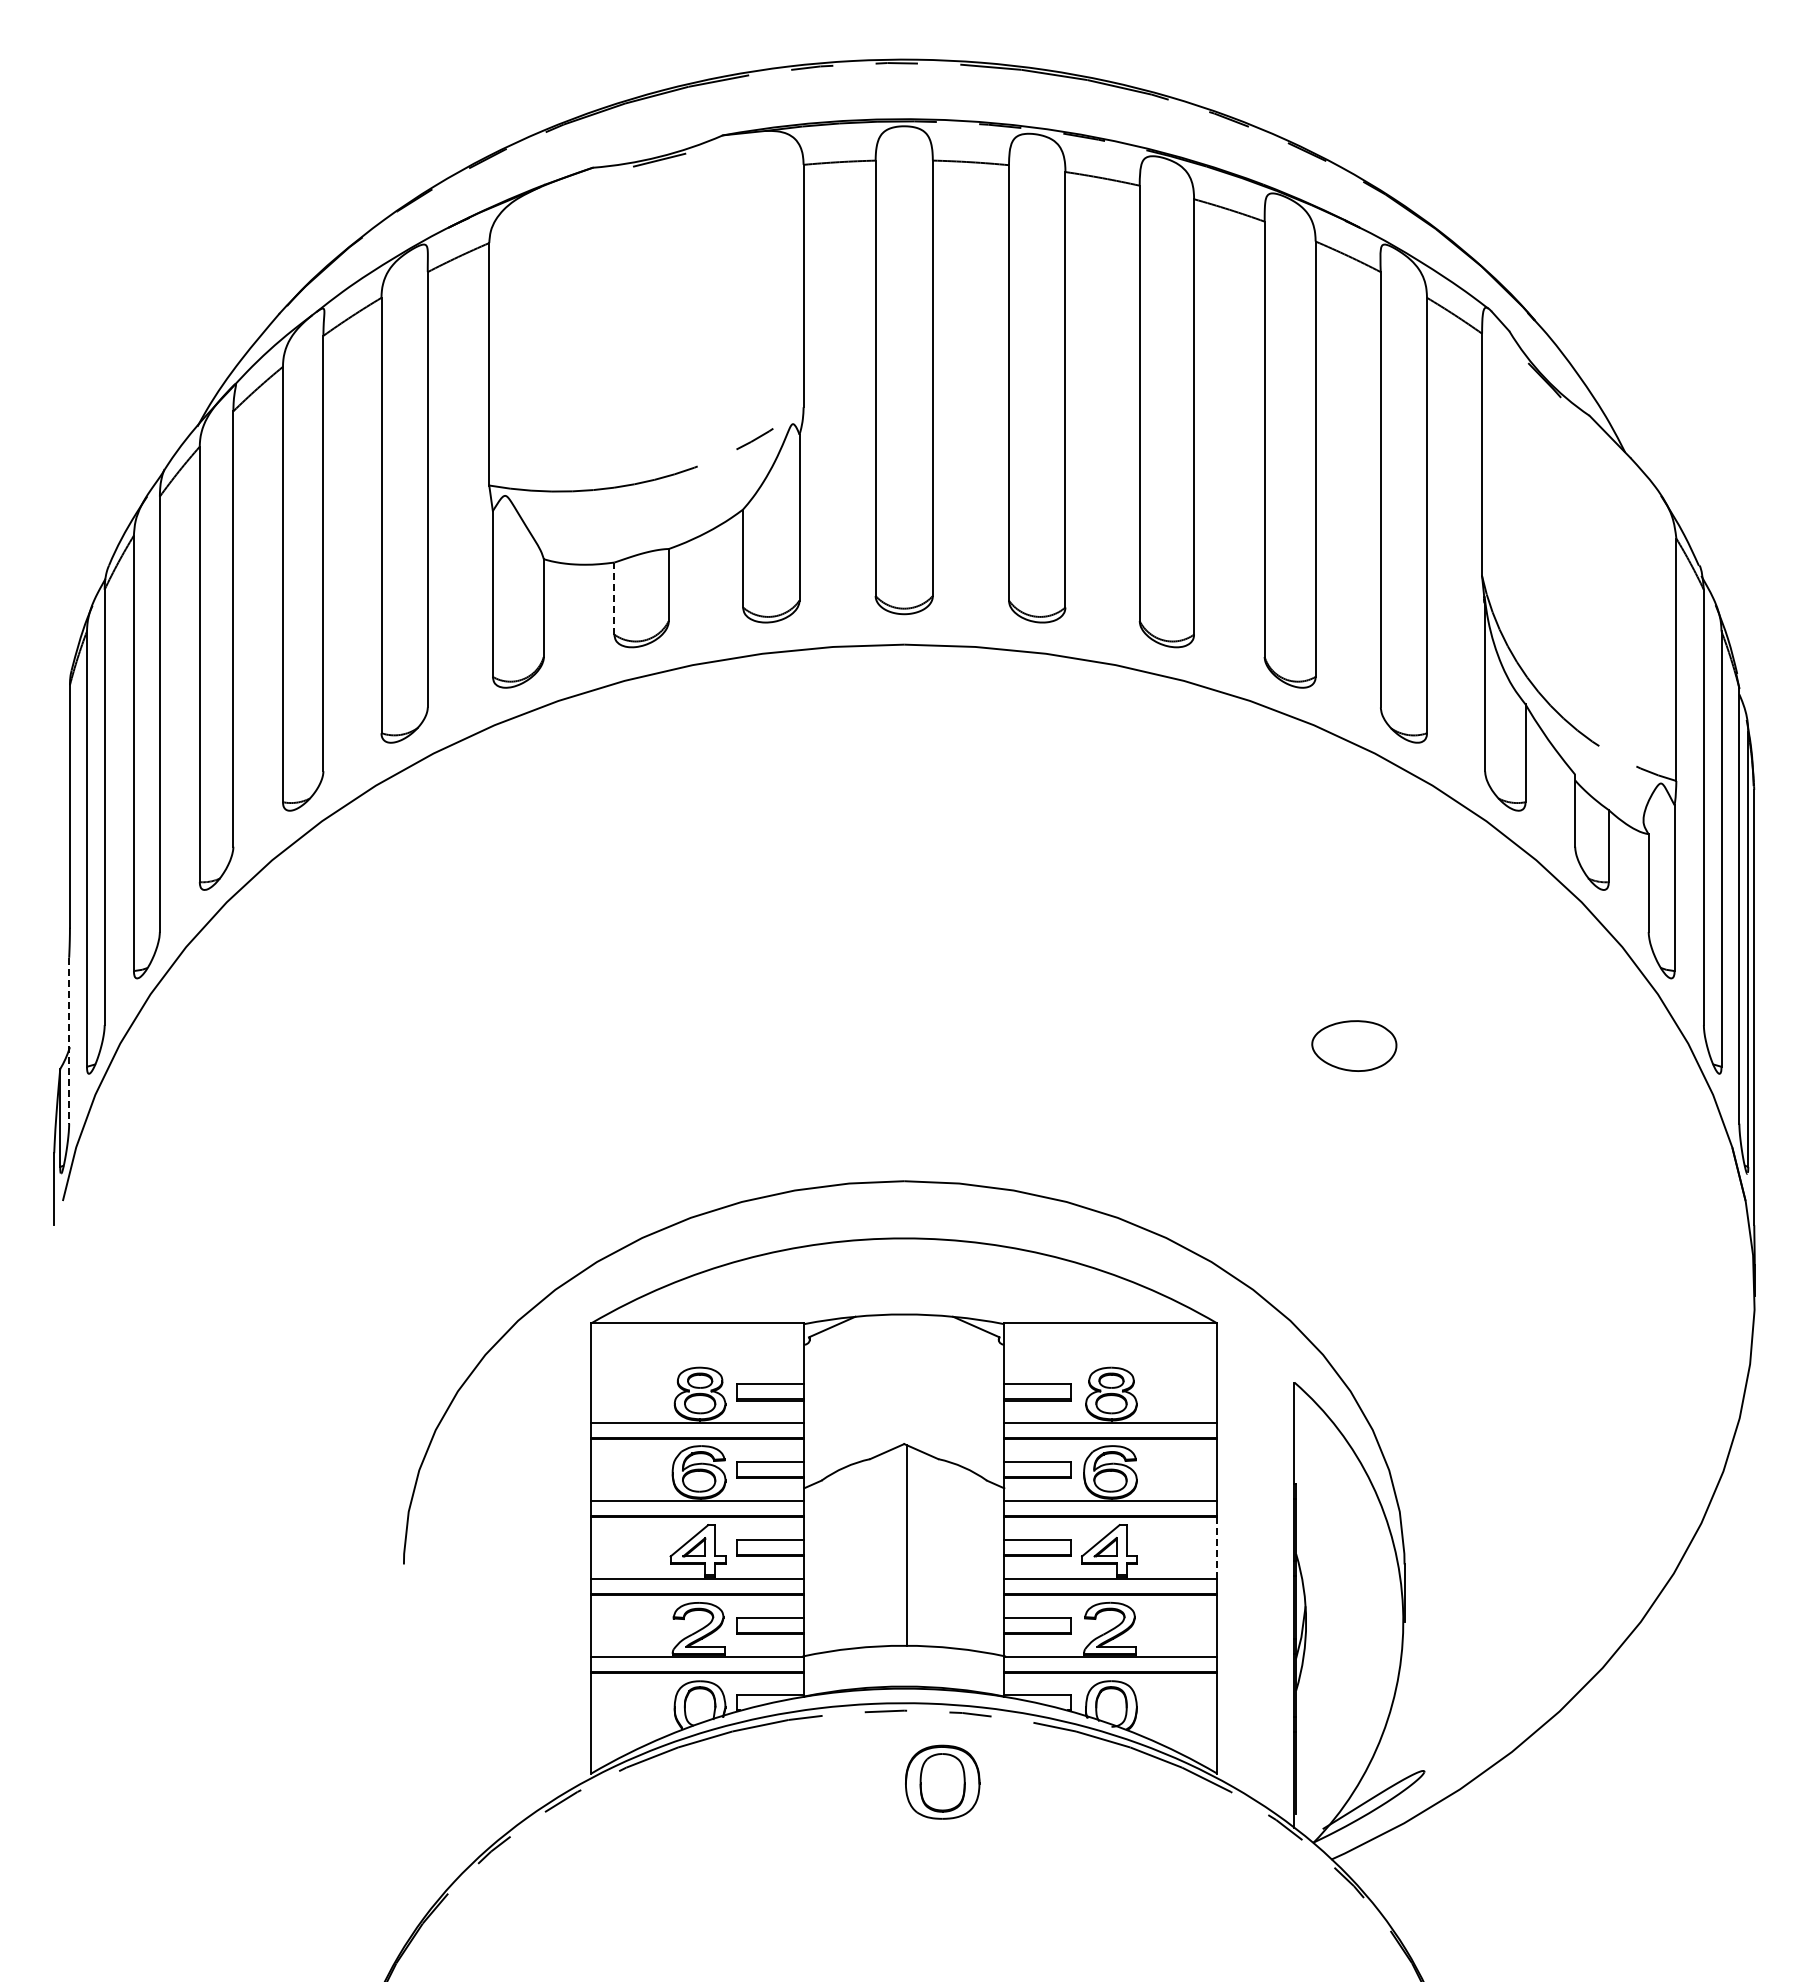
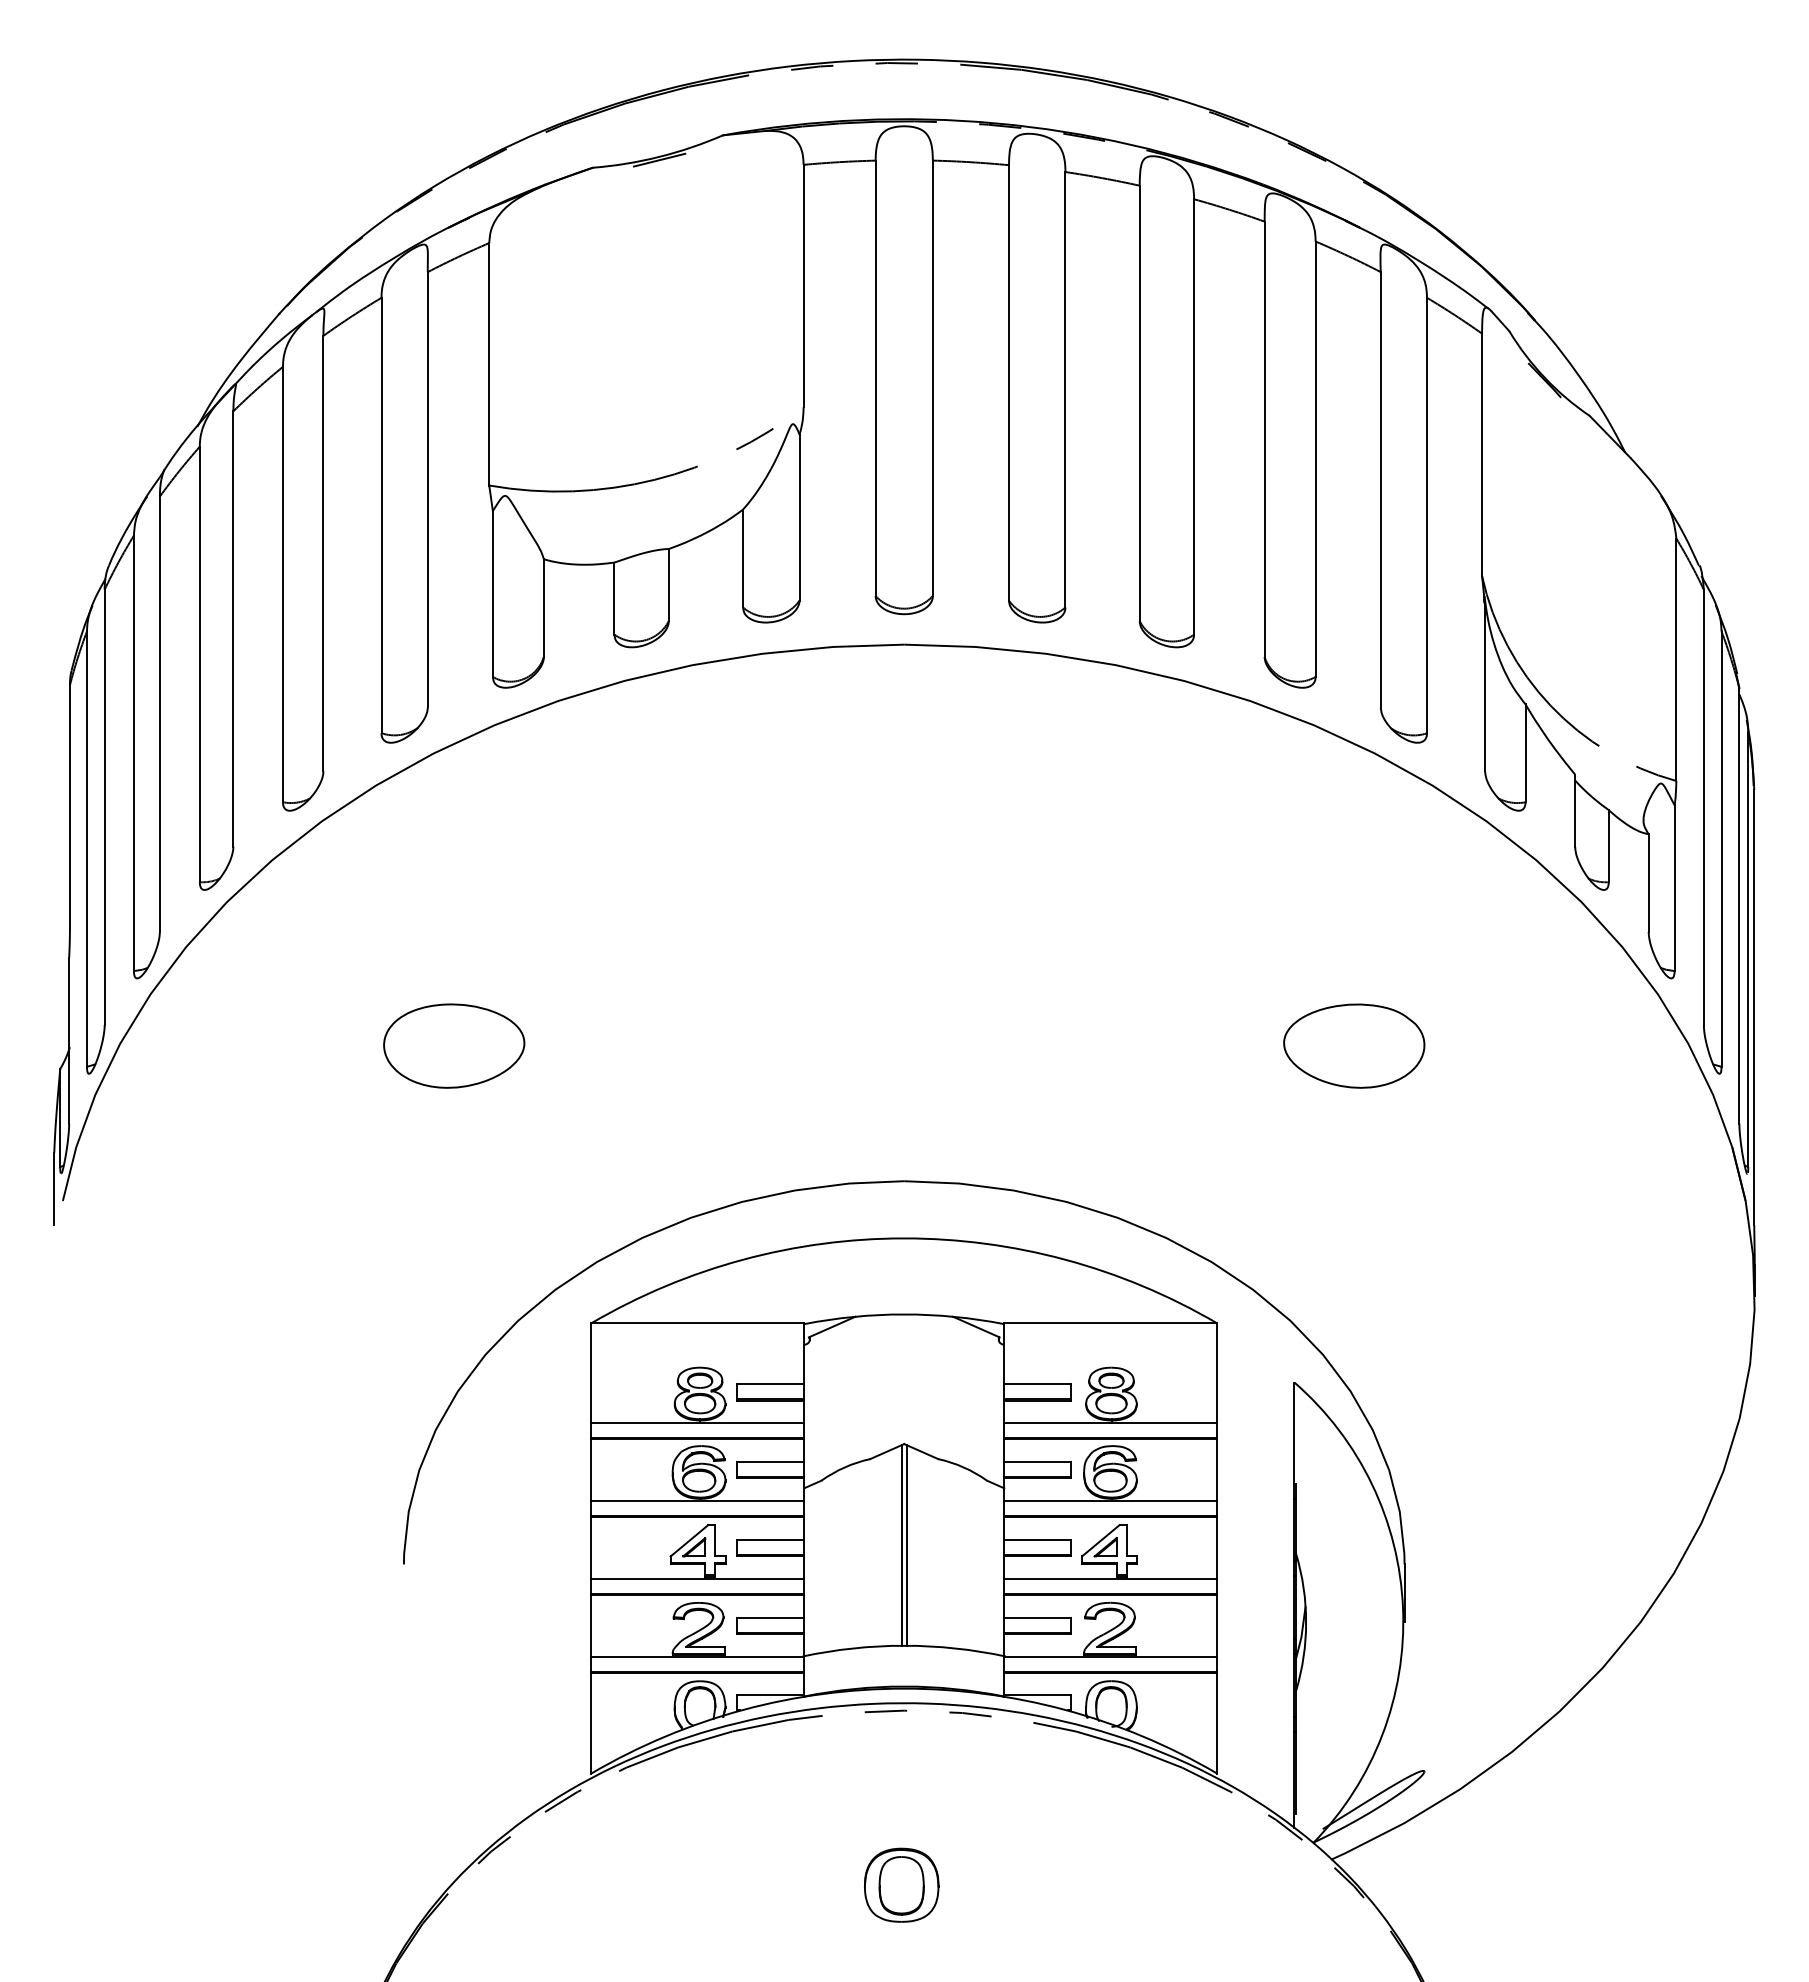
line: dashed -> solid (614, 598)
line: dashed -> solid (69, 1040)
part: none -> present (454, 1045)
part size: 87x52 px -> 143x86 px (1354, 1045)
line: none -> present (901, 1545)
line: dashed -> solid (1217, 1548)
part position: (942, 1781) -> (901, 1884) (901, 1884)
